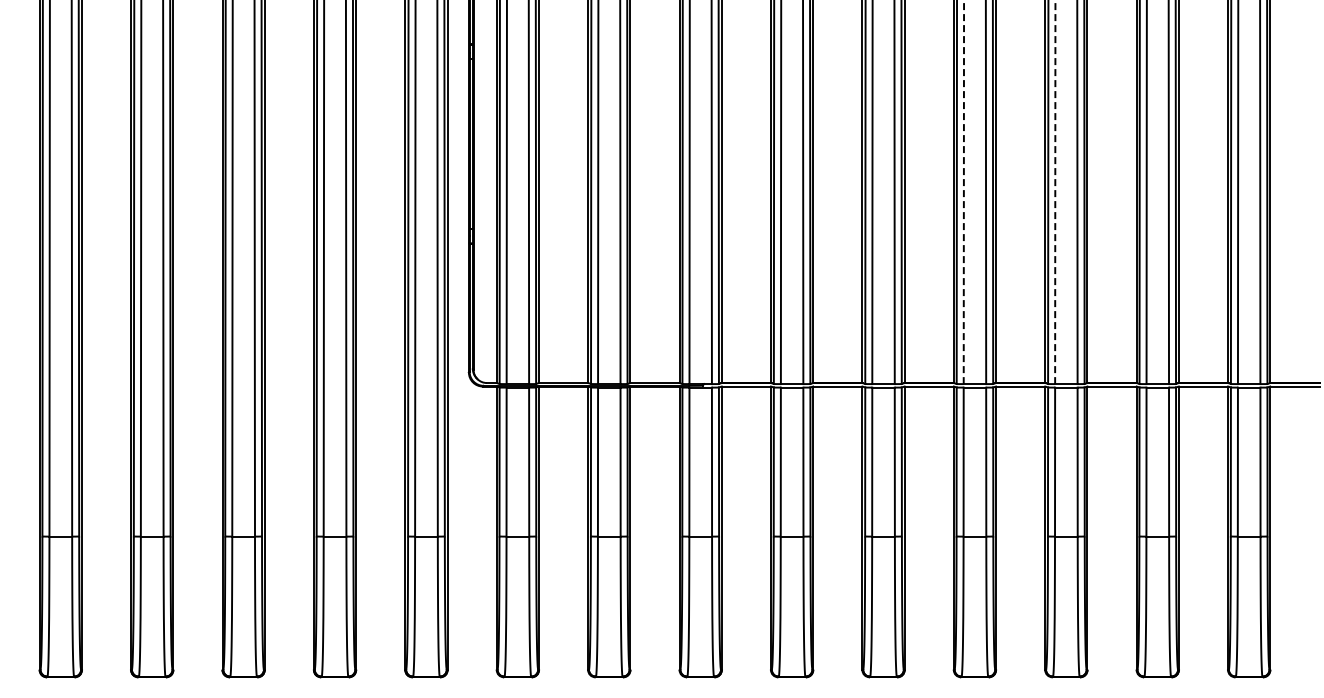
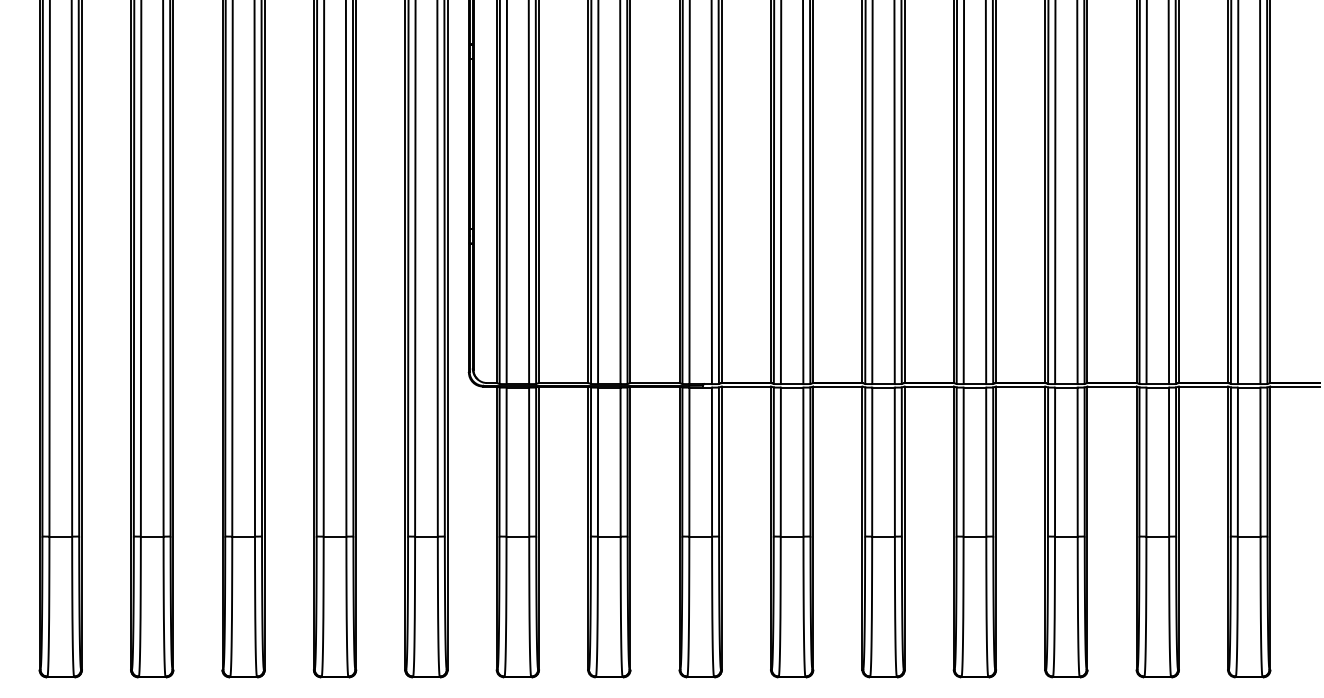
line: dashed -> solid (963, 192)
line: dashed -> solid (1055, 192)
